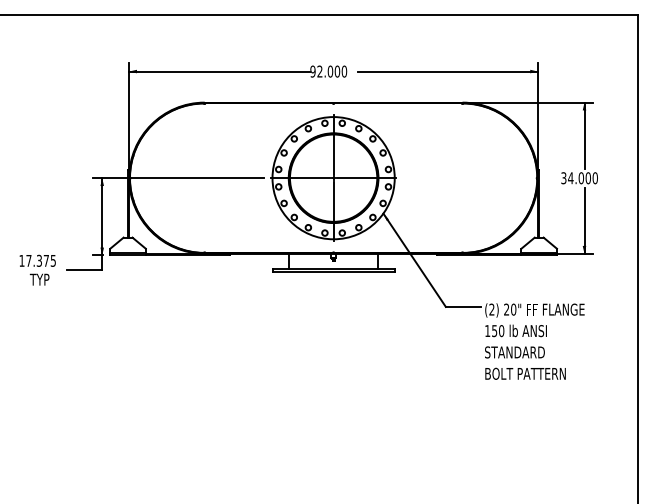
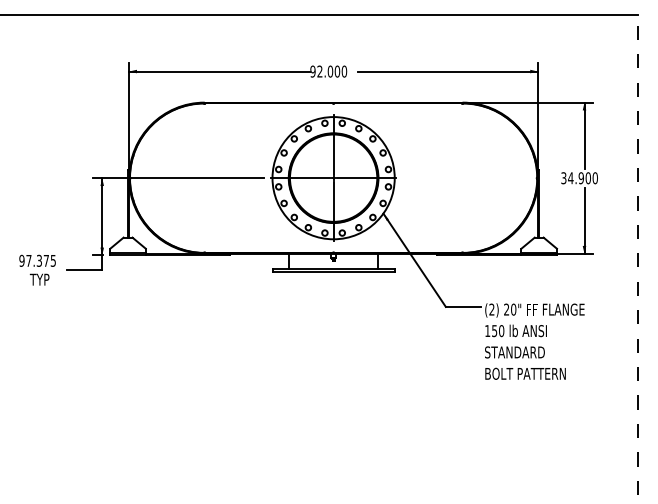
text: 34.000 -> 34.900 (580, 178)
line: solid -> dashed (638, 259)
text: 17.375 -> 97.375 (21, 260)
